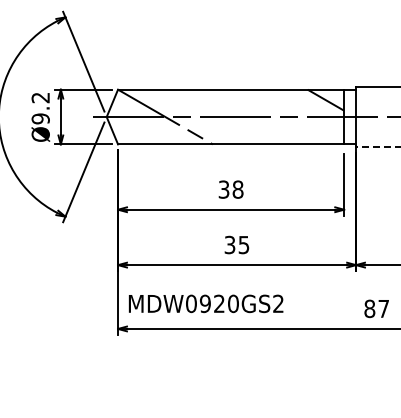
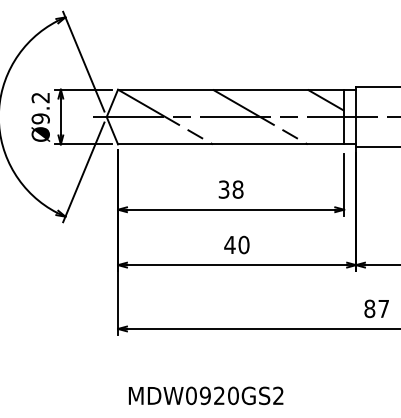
line: none -> present (259, 116)
line: dashed -> solid (377, 146)
text: 35 -> 40 (236, 244)
text position: (206, 303) -> (206, 395) (206, 395)
